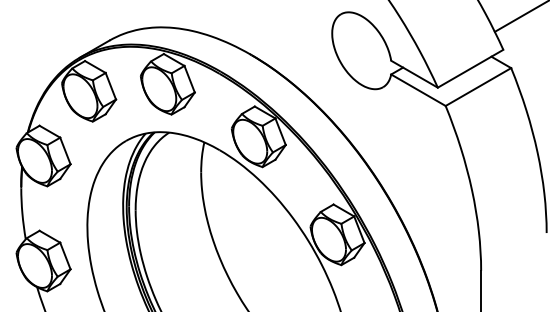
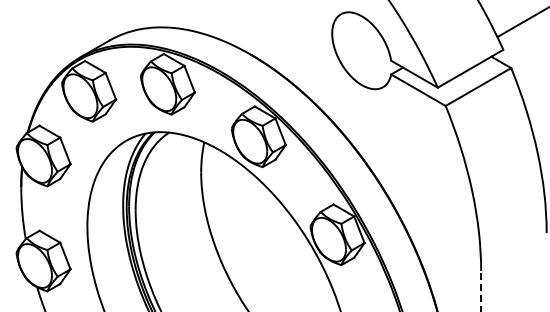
line position: (520, 16) -> (521, 22) (521, 22)
line: solid -> dashed (481, 290)
